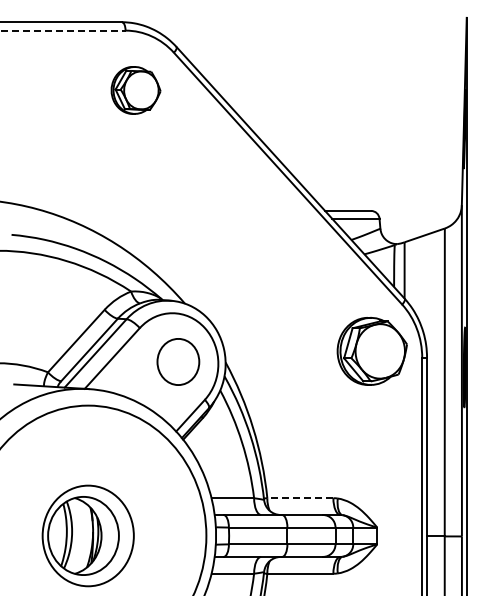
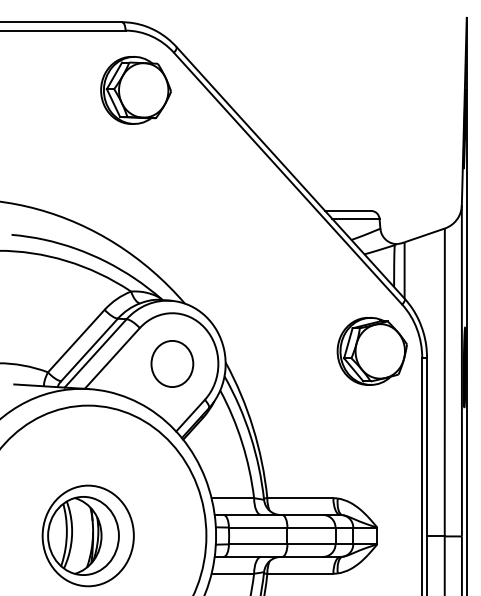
line: dashed -> solid (63, 30)
part size: 52x49 px -> 72x69 px (135, 90)
part position: (178, 361) -> (172, 363) (172, 363)
line: dashed -> solid (299, 498)
